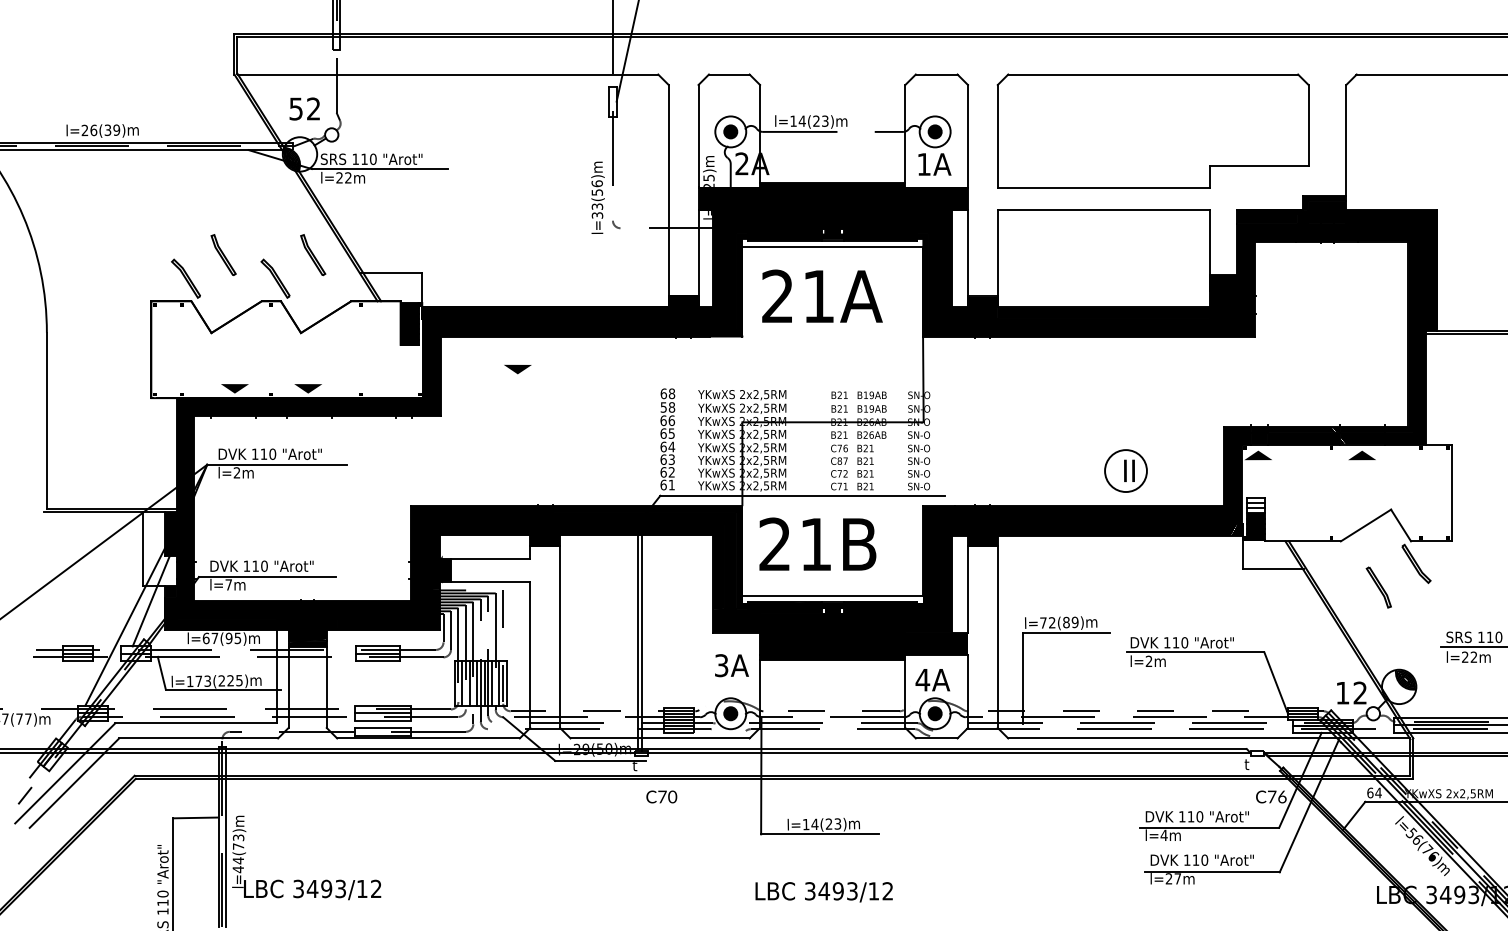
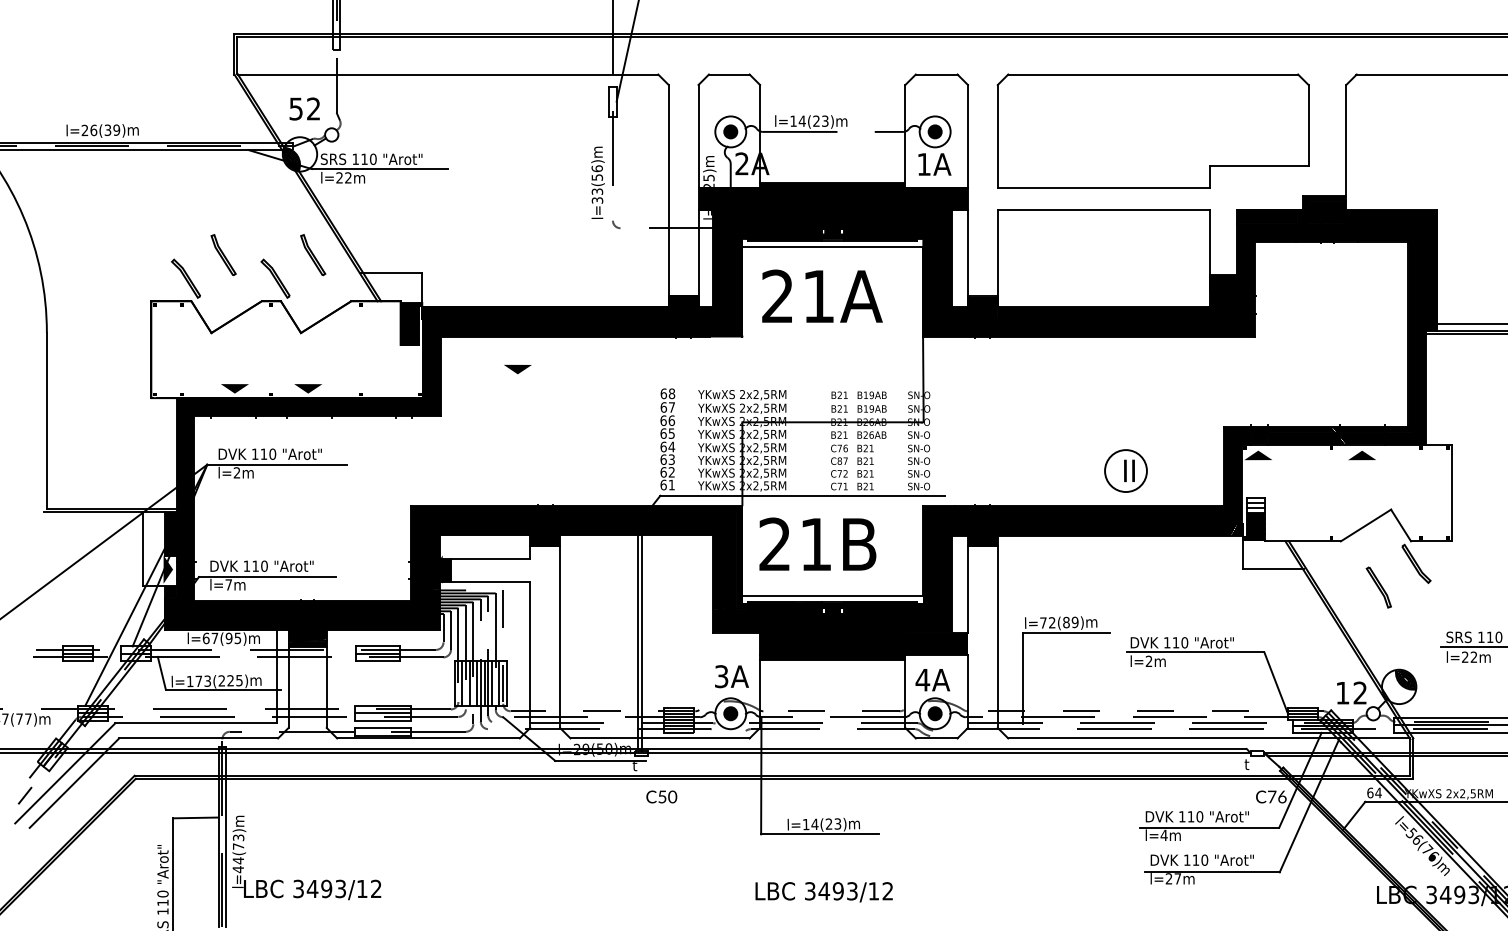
text position: (597, 197) -> (597, 182) (597, 182)
line: none -> present (1465, 323)
text: 58 -> 67 (667, 407)
fill: none -> present (168, 569)
text position: (731, 665) -> (731, 676) (731, 676)
text: C70 -> C50 (662, 796)
